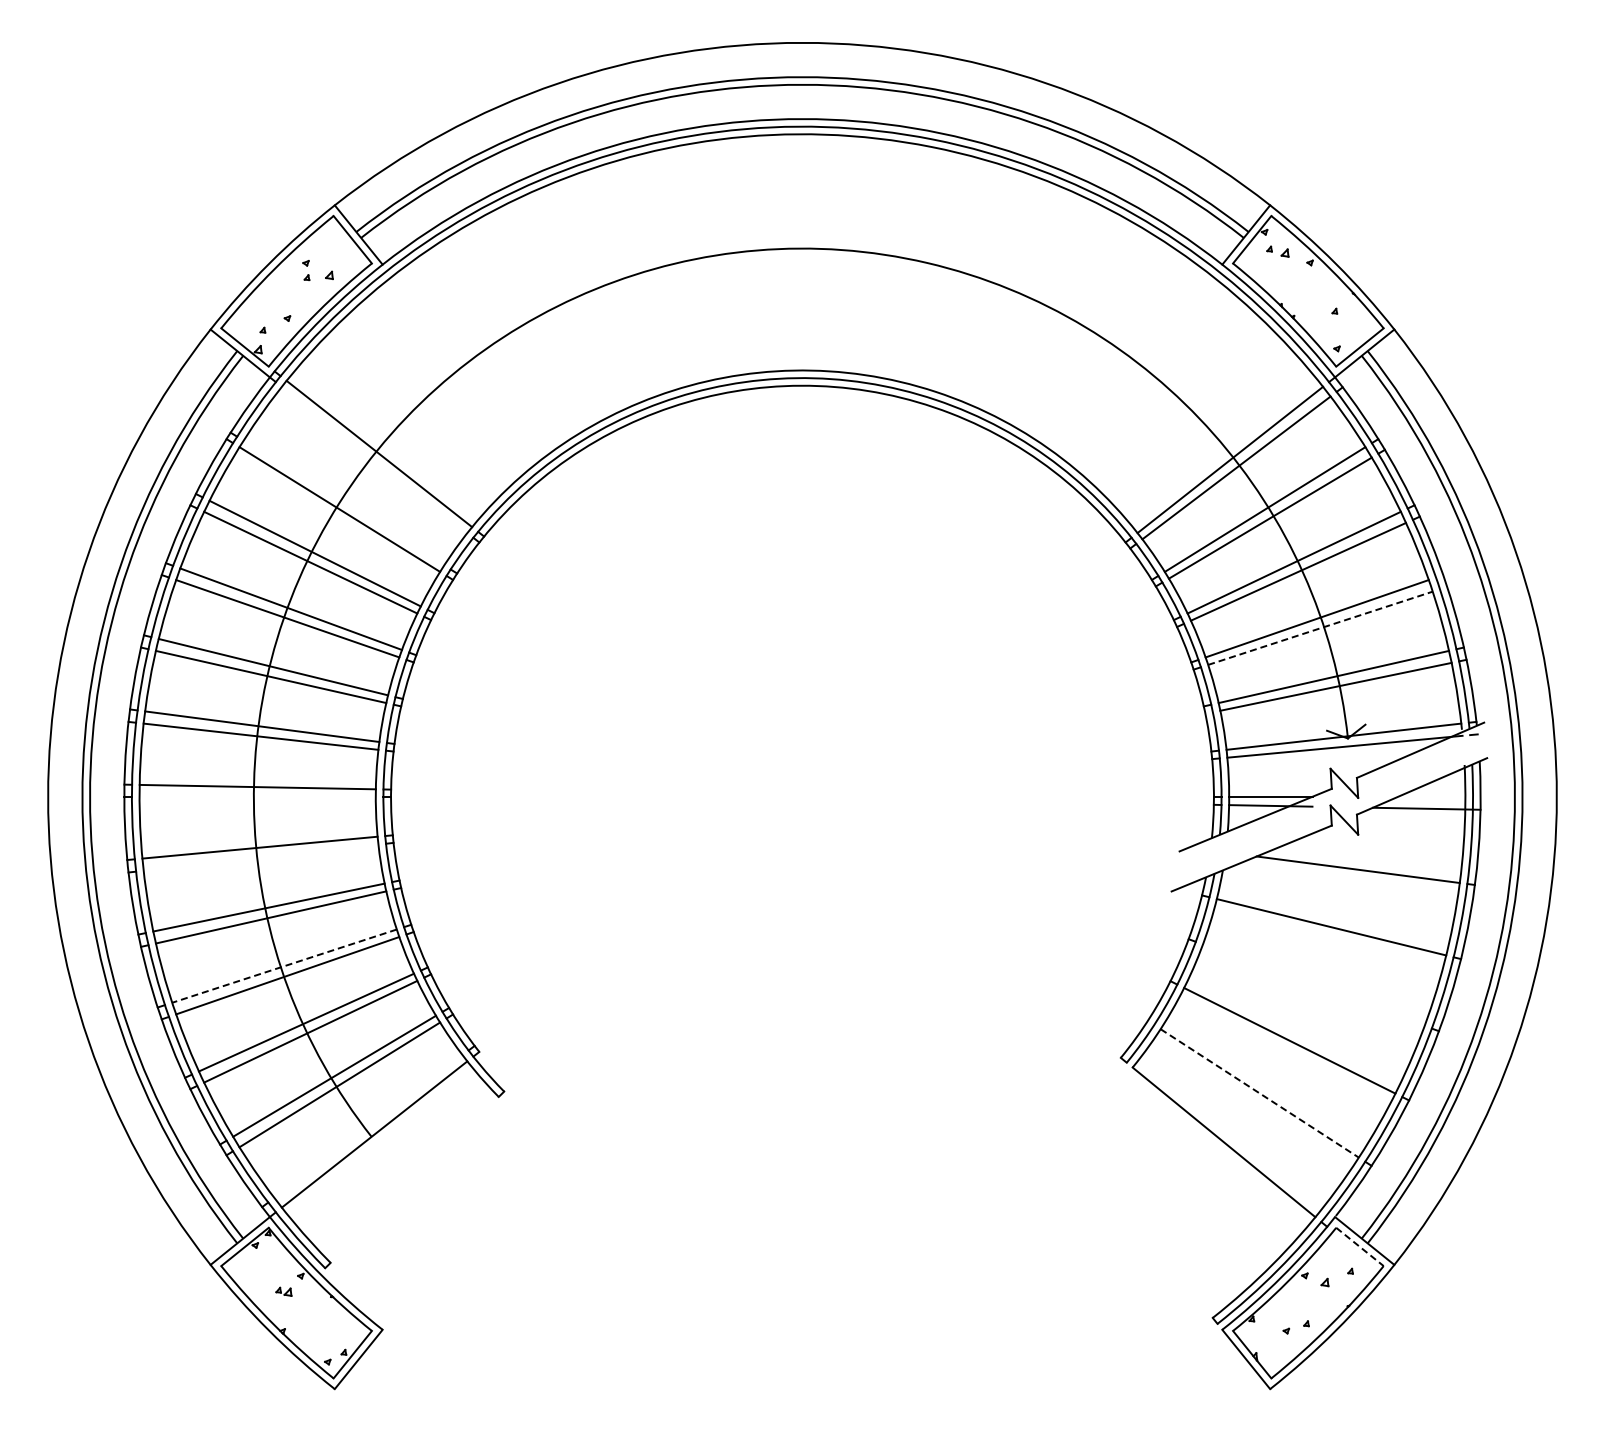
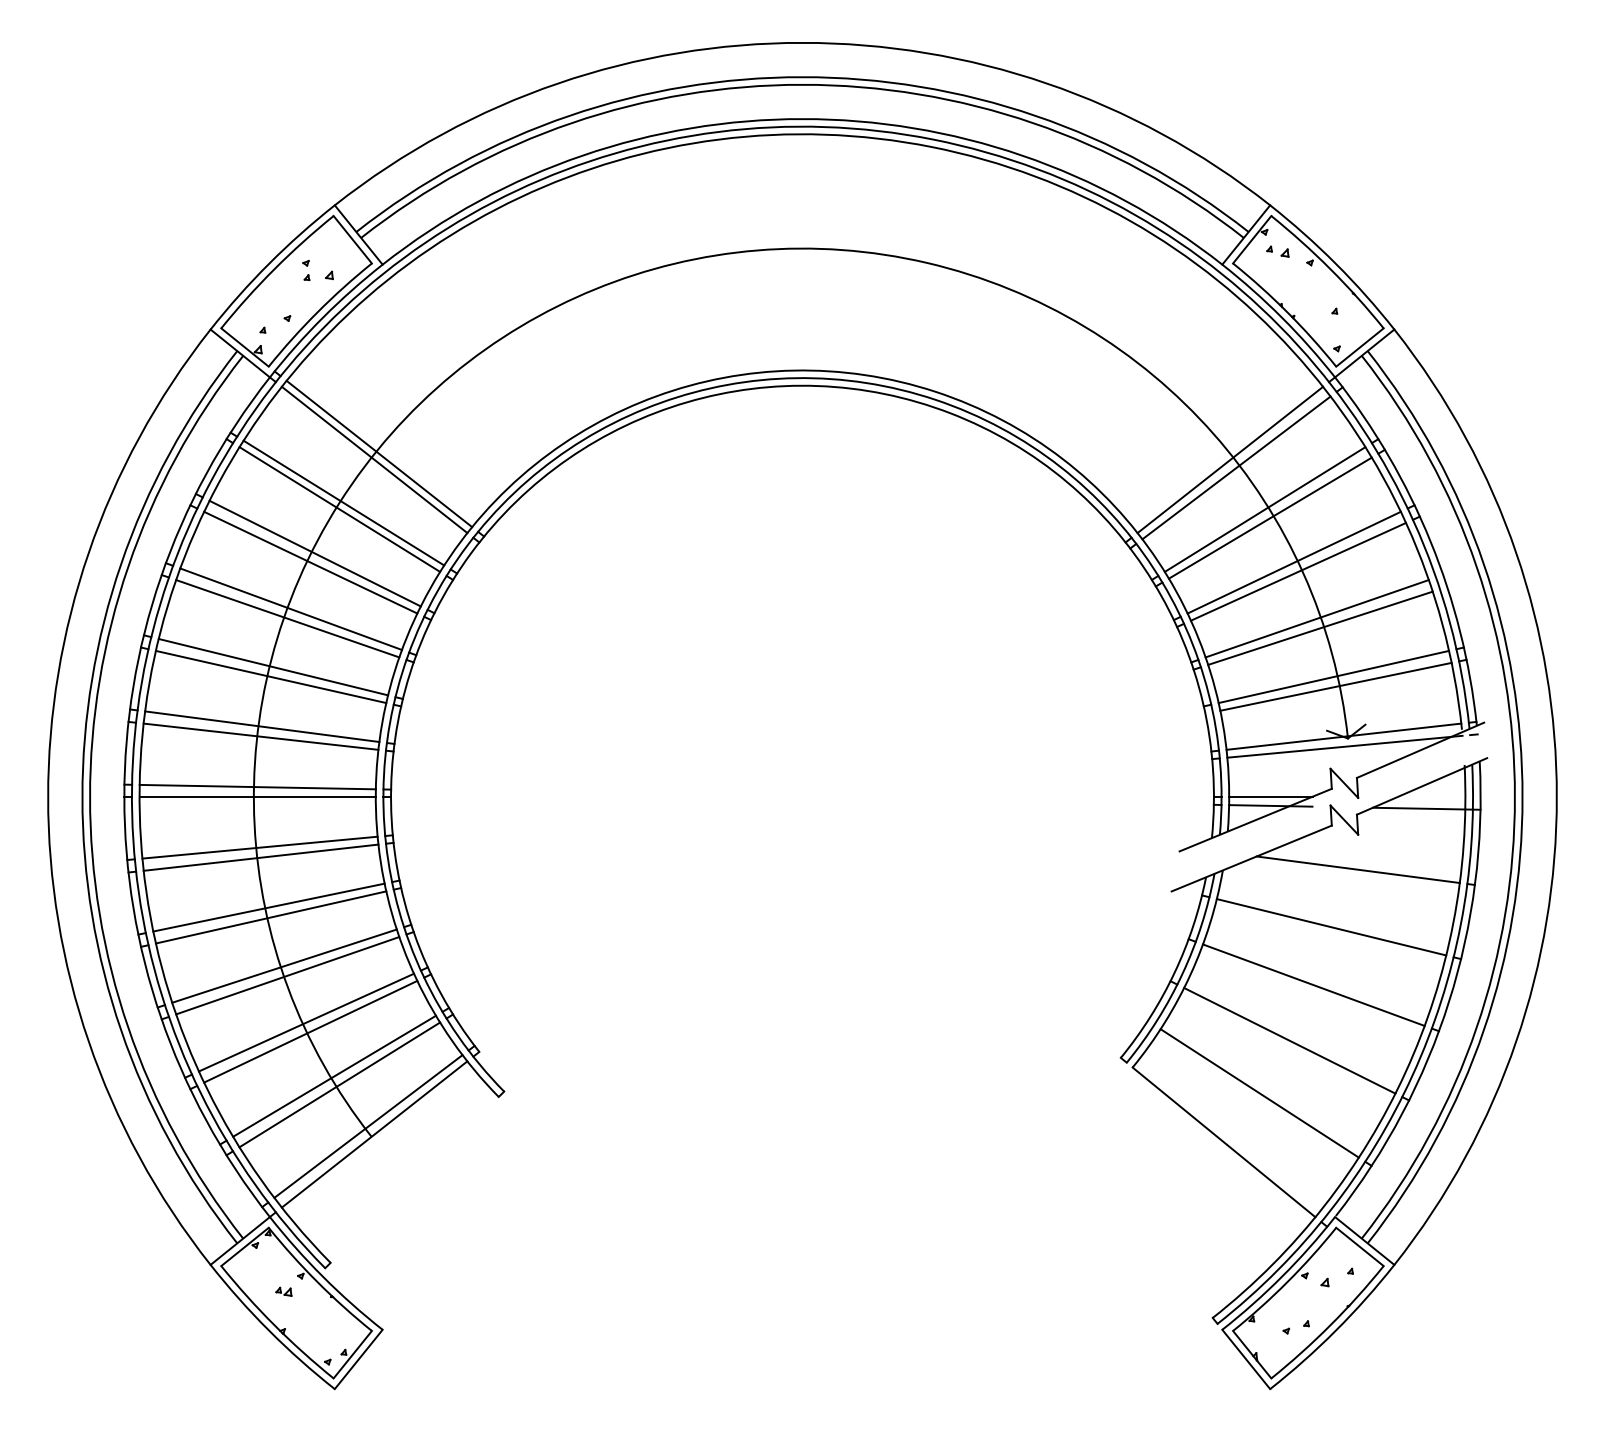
line: none -> present (374, 459)
line: none -> present (343, 502)
line: dashed -> solid (1320, 628)
line: none -> present (257, 797)
line: none -> present (260, 857)
line: dashed -> solid (284, 966)
line: none -> present (1313, 984)
line: dashed -> solid (1260, 1093)
line: none -> present (368, 1126)
line: dashed -> solid (1360, 1247)
